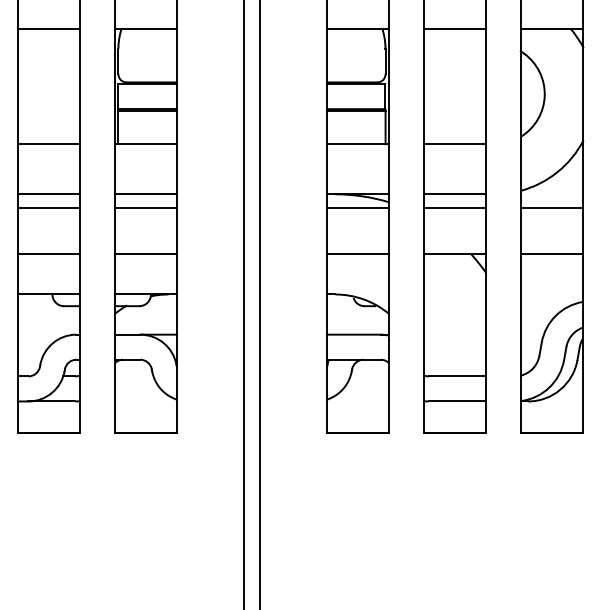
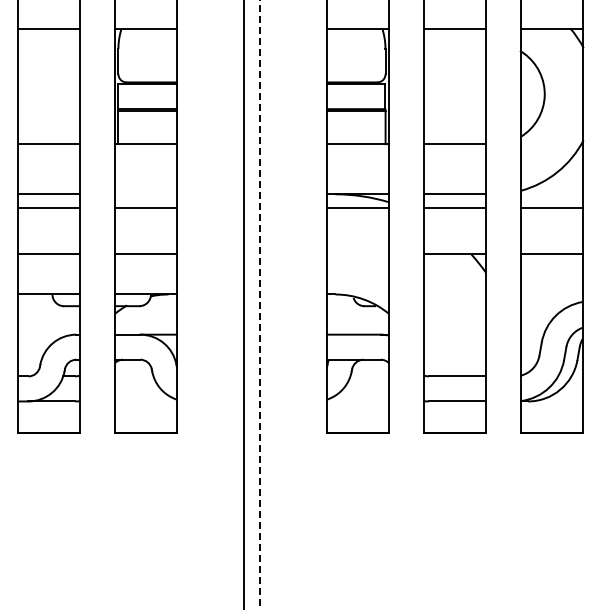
line: present -> none (145, 194)
line: present -> none (357, 254)
line: solid -> dashed (260, 304)
